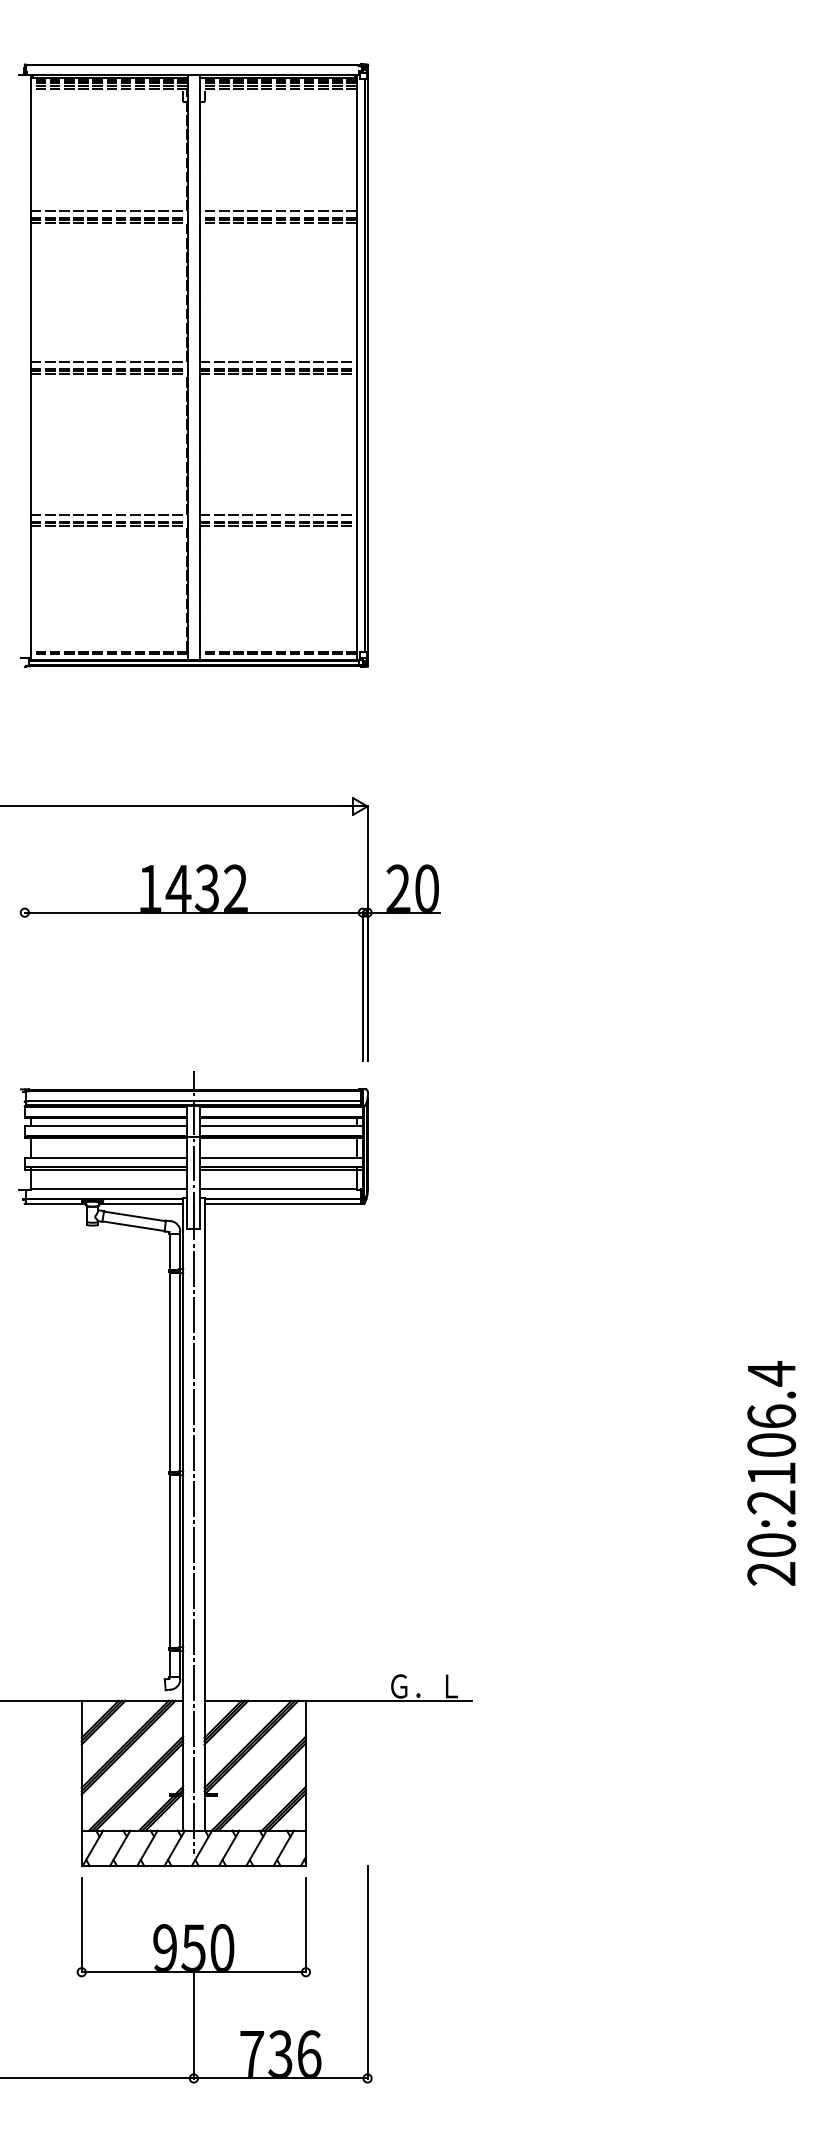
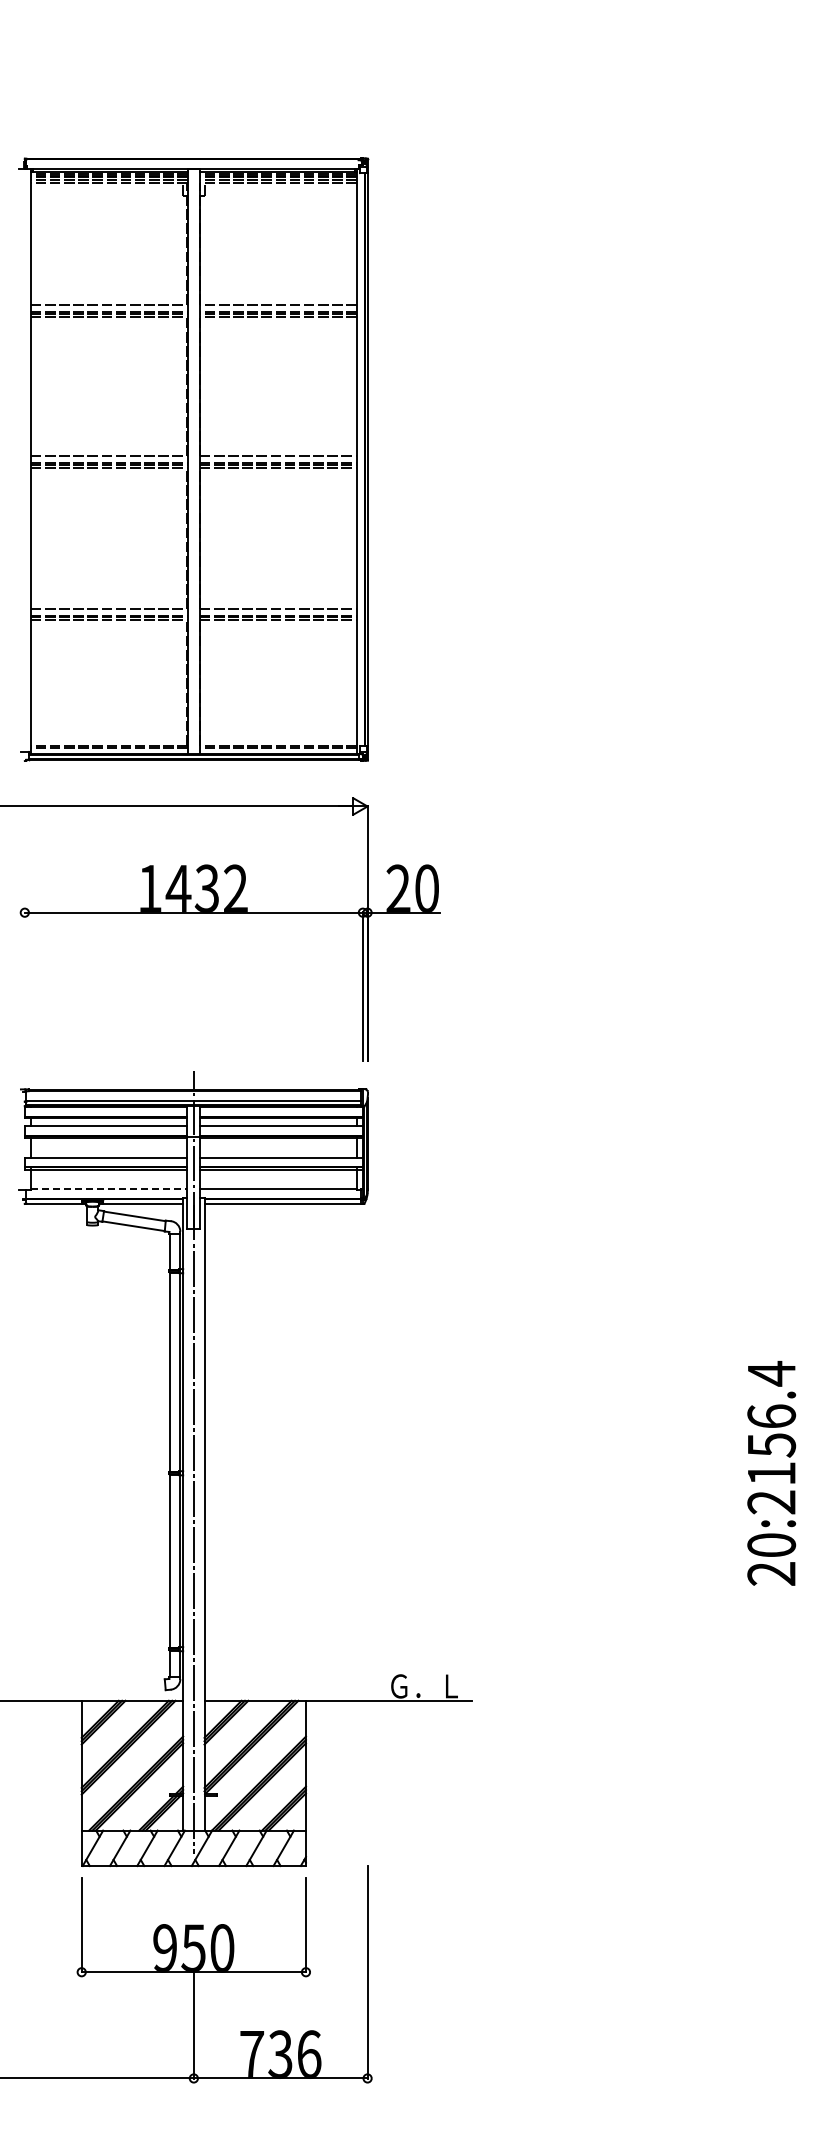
part position: (193, 365) -> (193, 459) (193, 459)
line: solid -> dashed (109, 1188)
text: 20:2106.4 -> 20:2156.4 (771, 1445)
